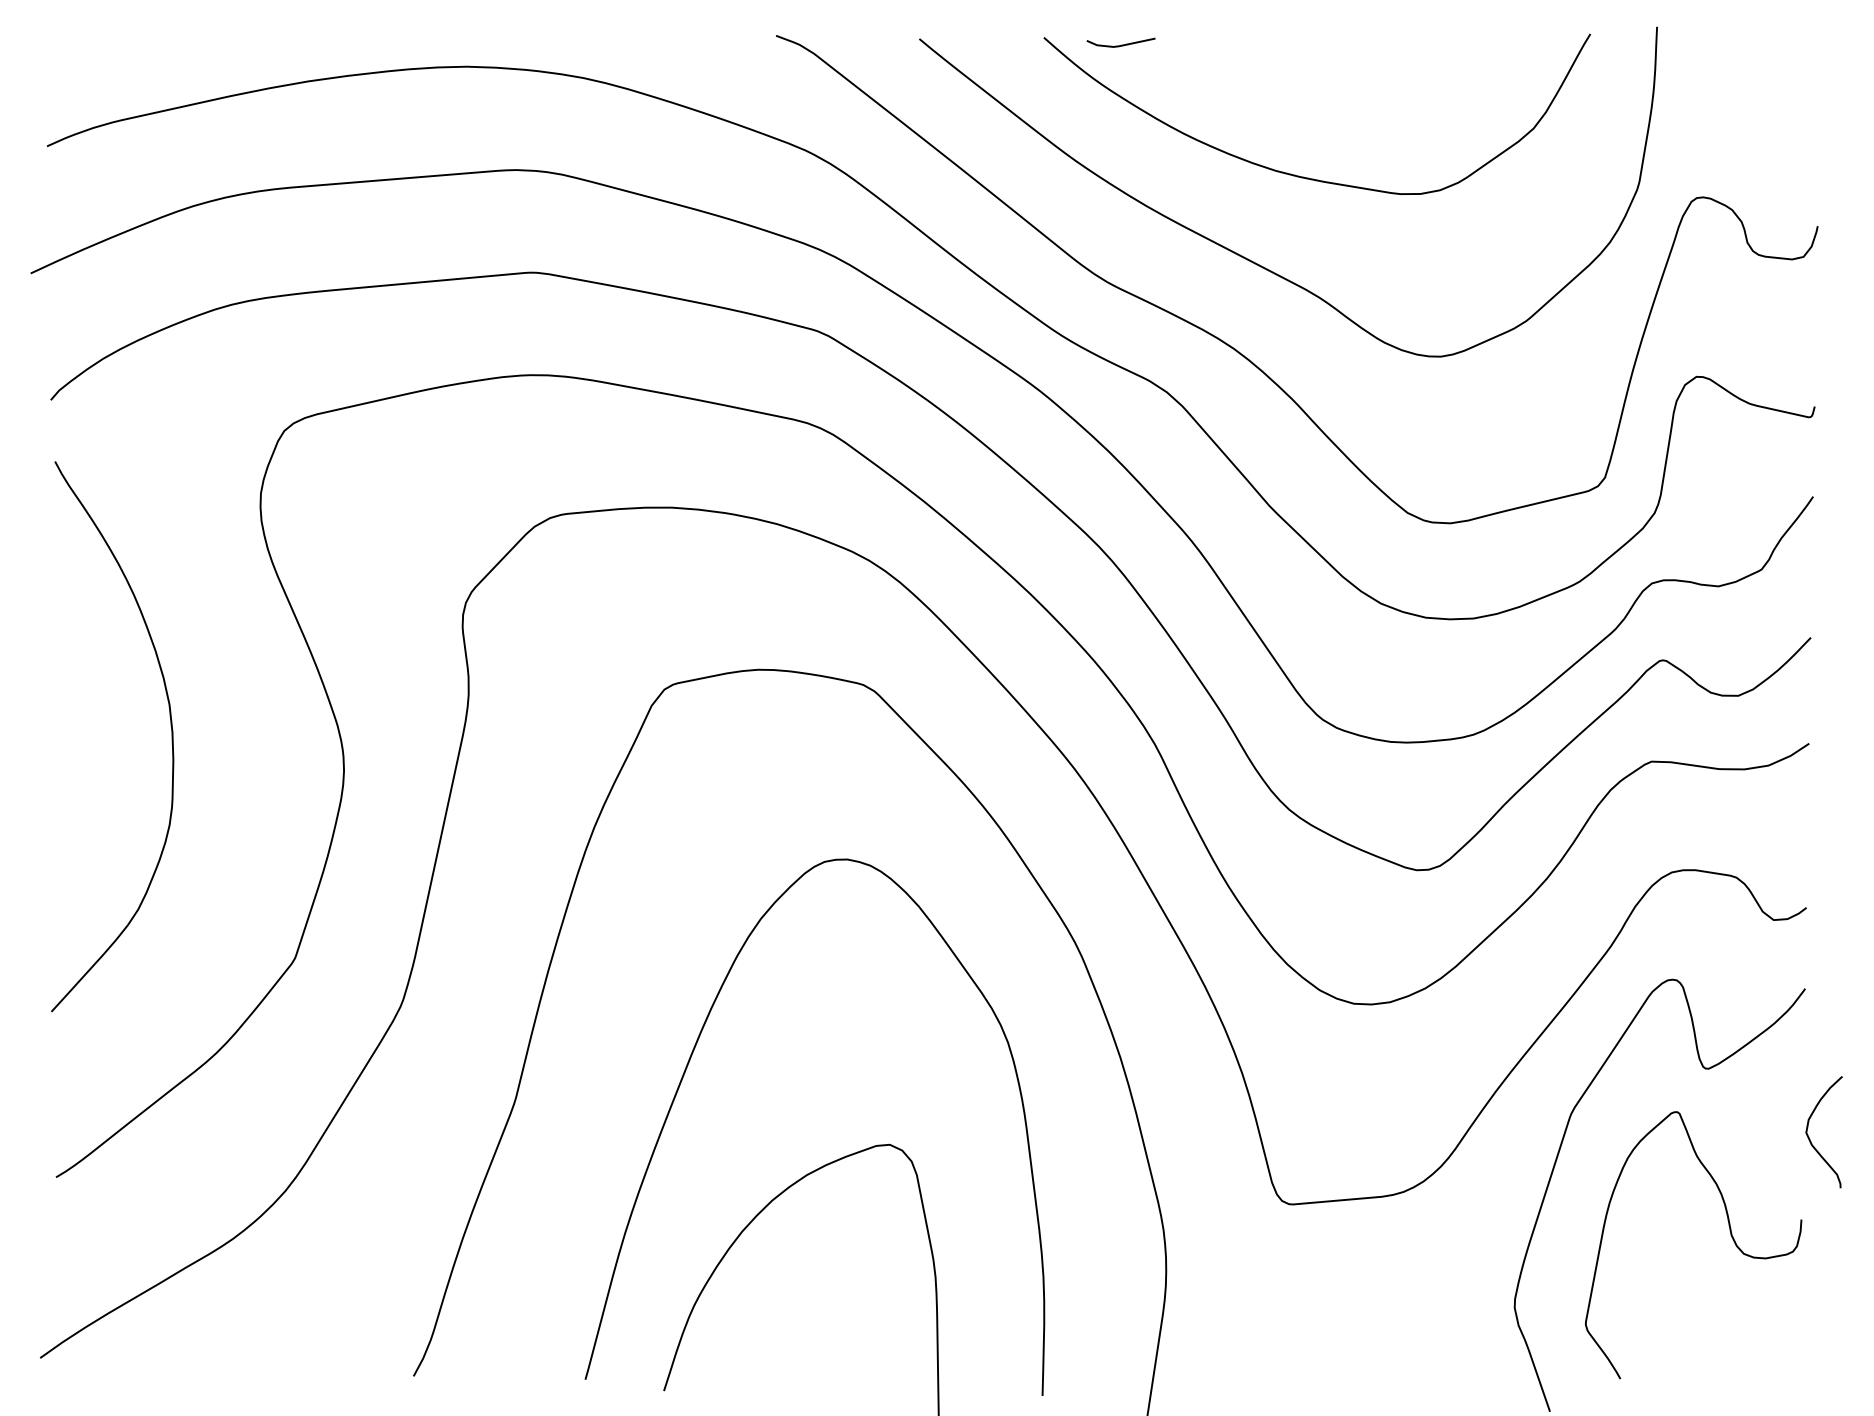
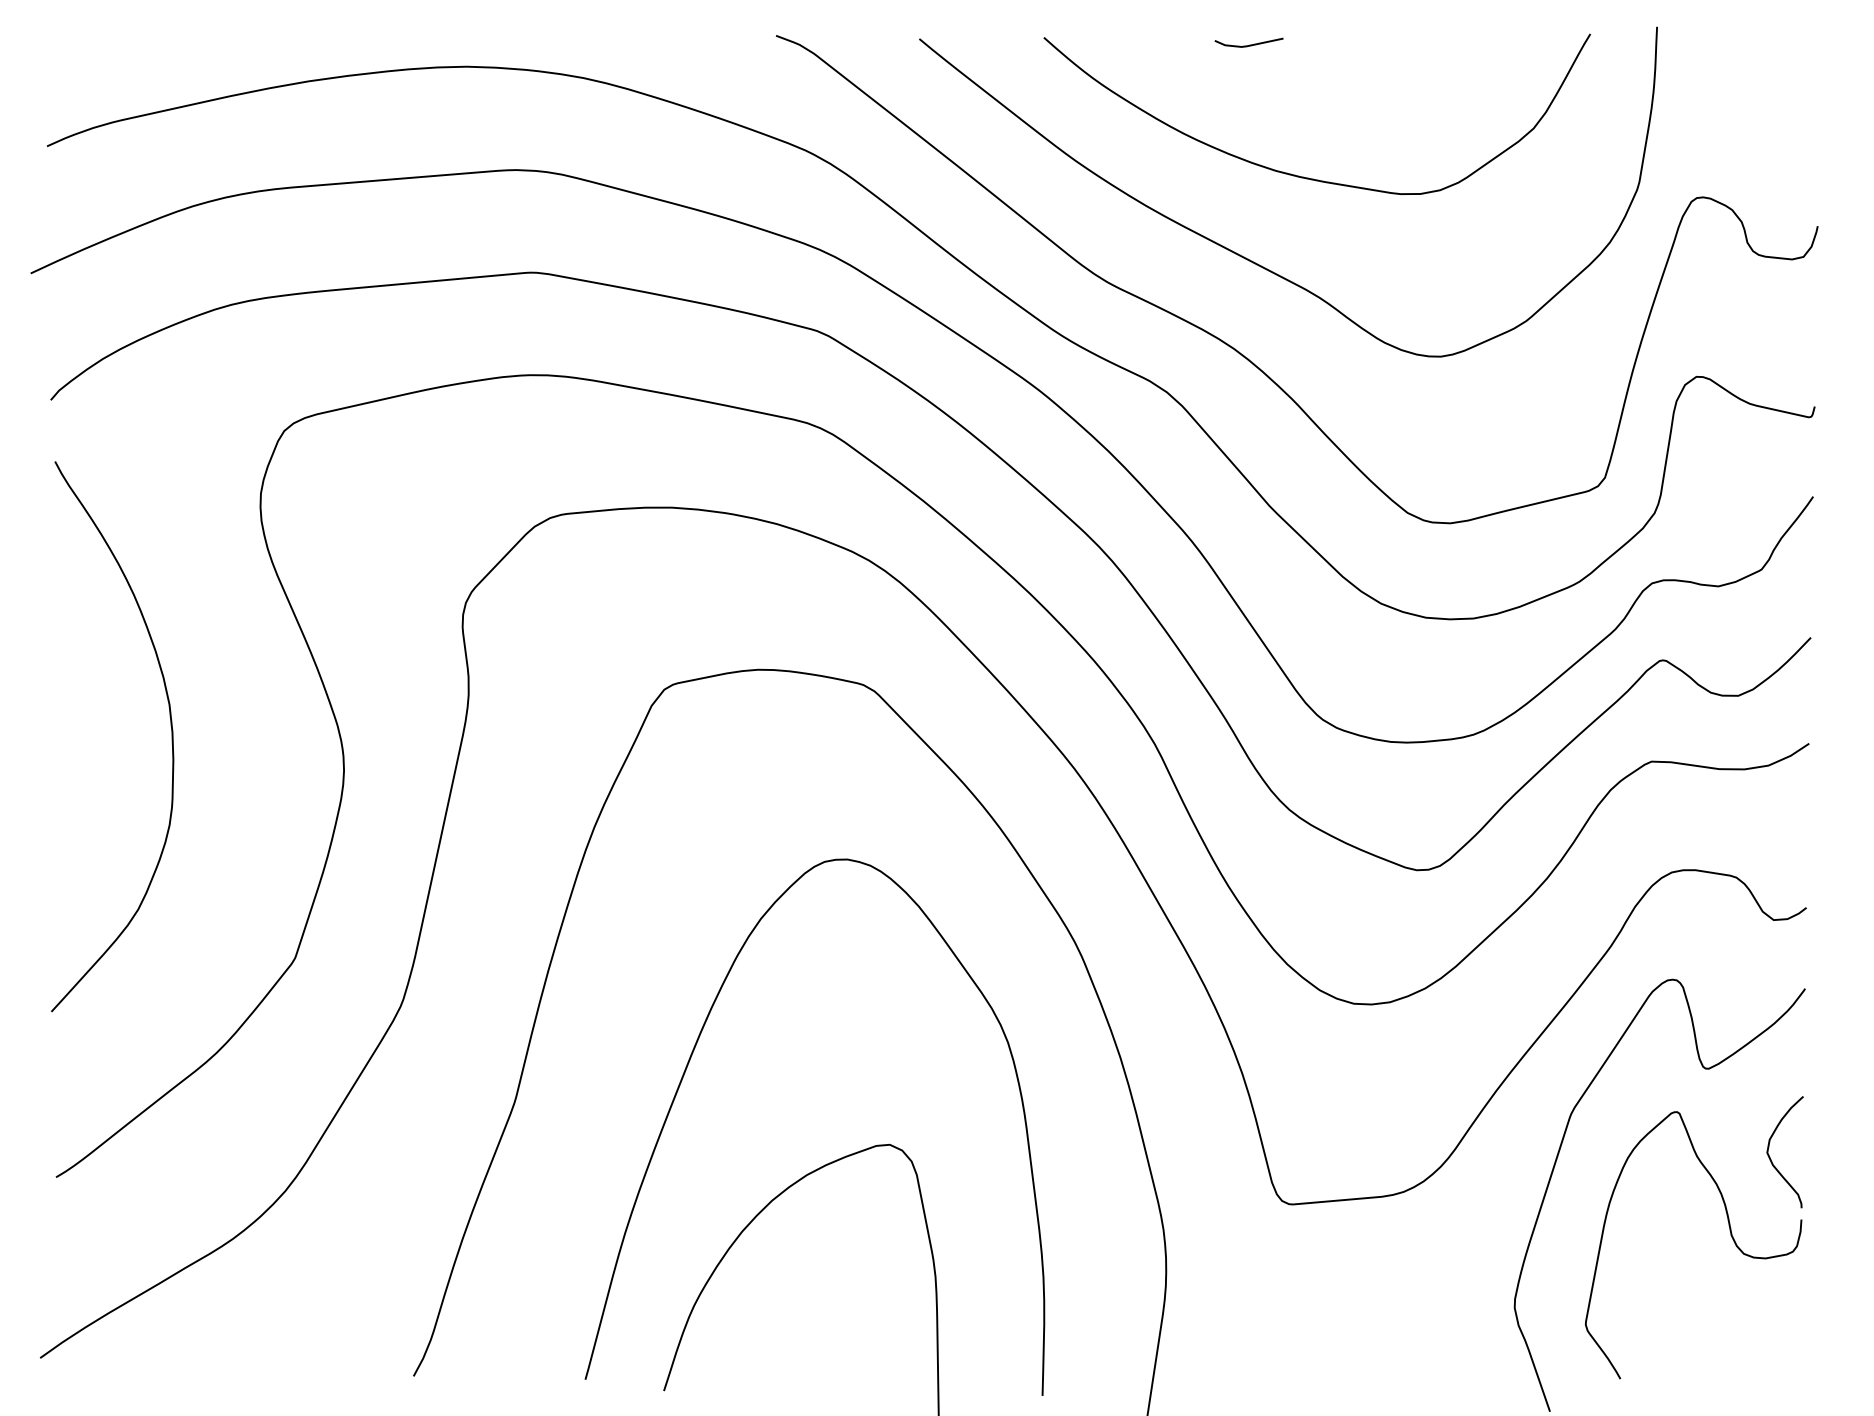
line position: (1121, 44) -> (1249, 44) (1249, 44)
curve position: (1810, 1139) -> (1771, 1159) (1771, 1159)
